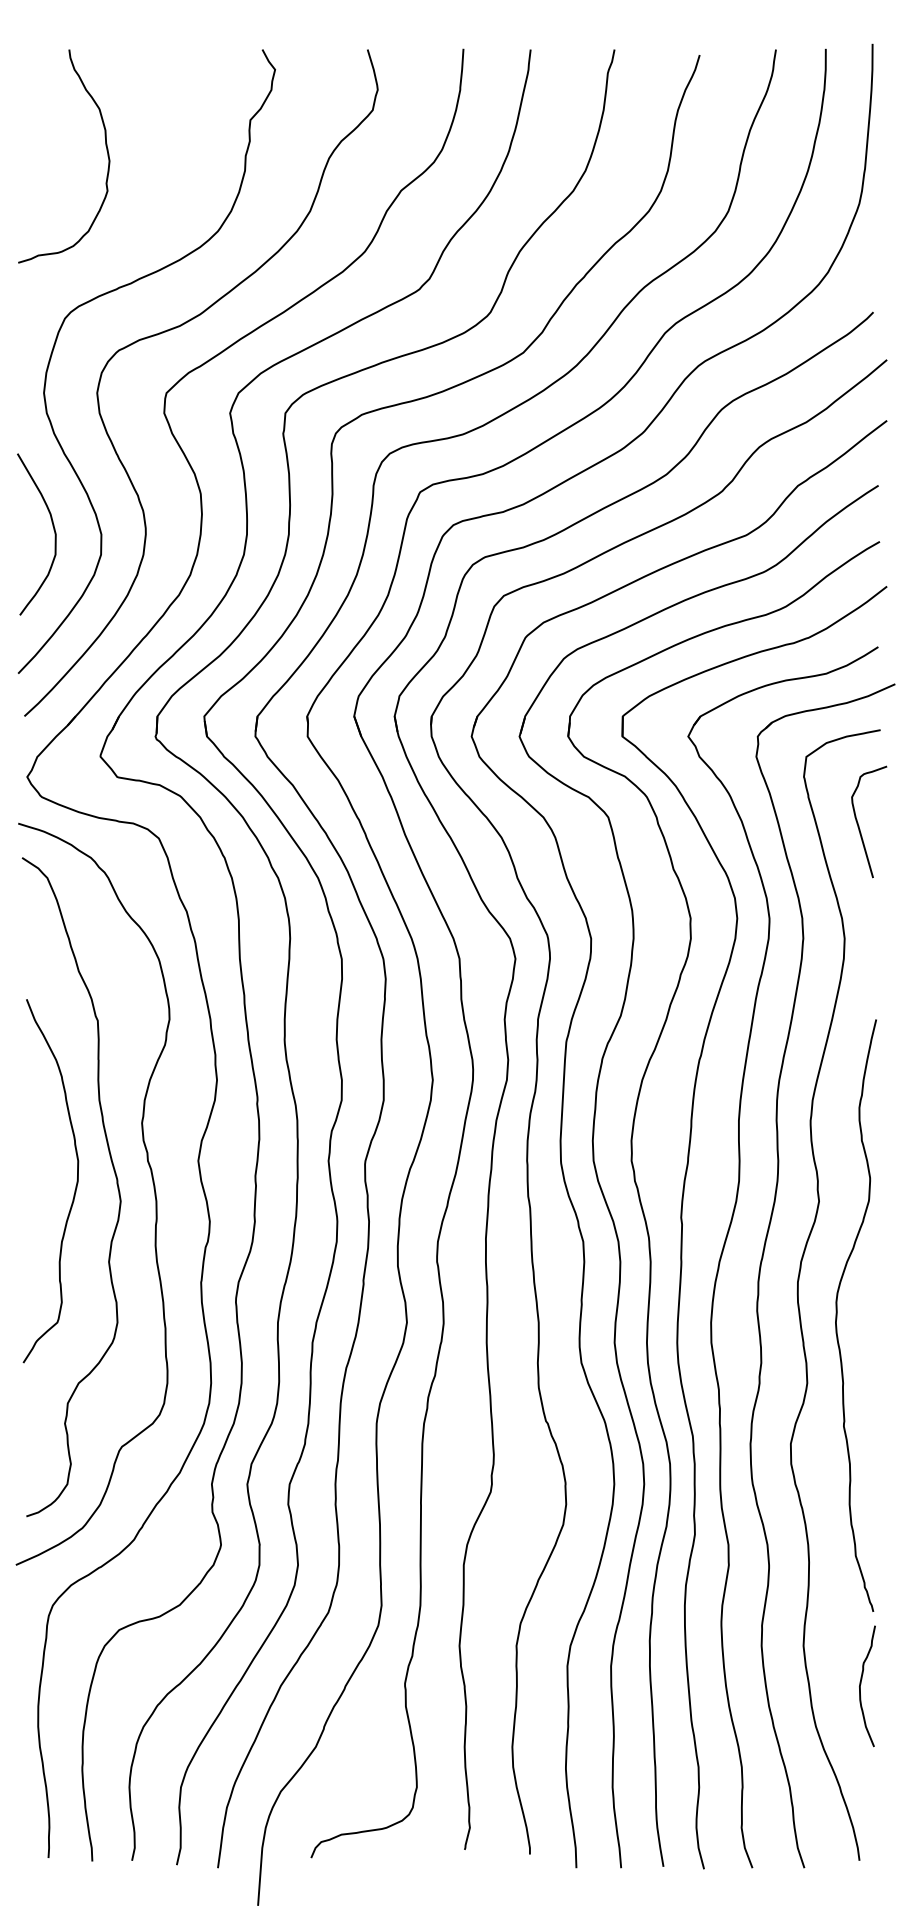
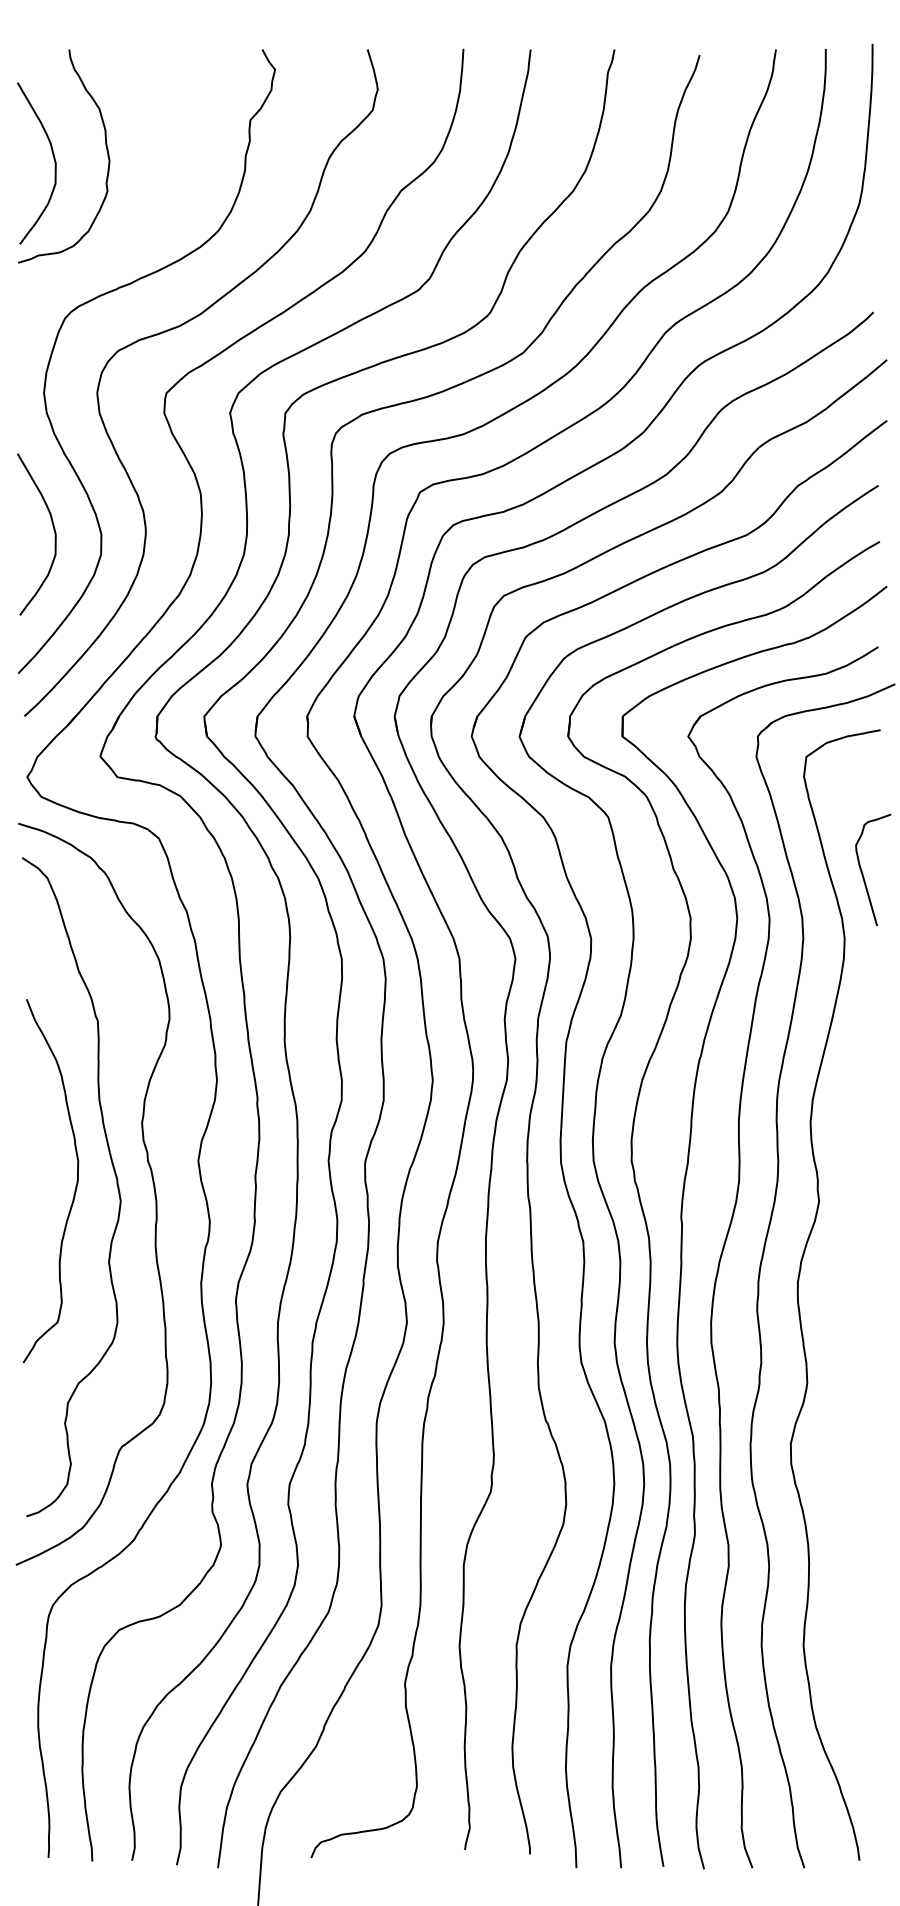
curve: none -> present (53, 159)
curve position: (859, 825) -> (863, 873) (863, 873)
curve: present -> none (837, 1315)
curve: present -> none (861, 1684)
